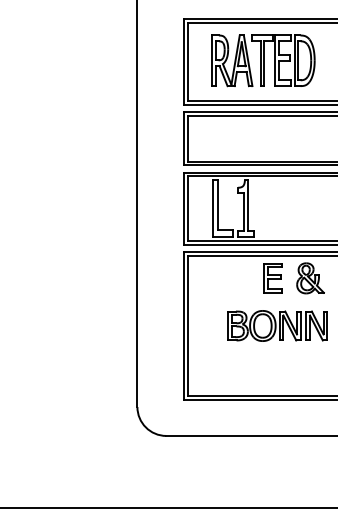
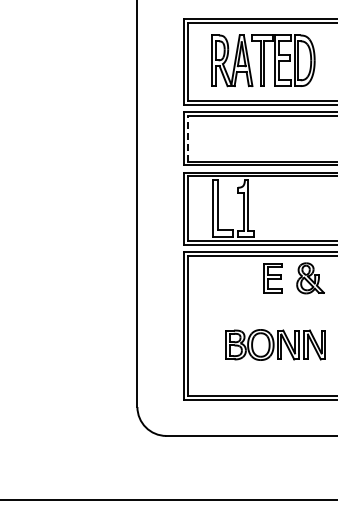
line: solid -> dashed (188, 138)
part position: (277, 325) -> (275, 344) (275, 344)
line position: (168, 508) -> (168, 500) (168, 500)
